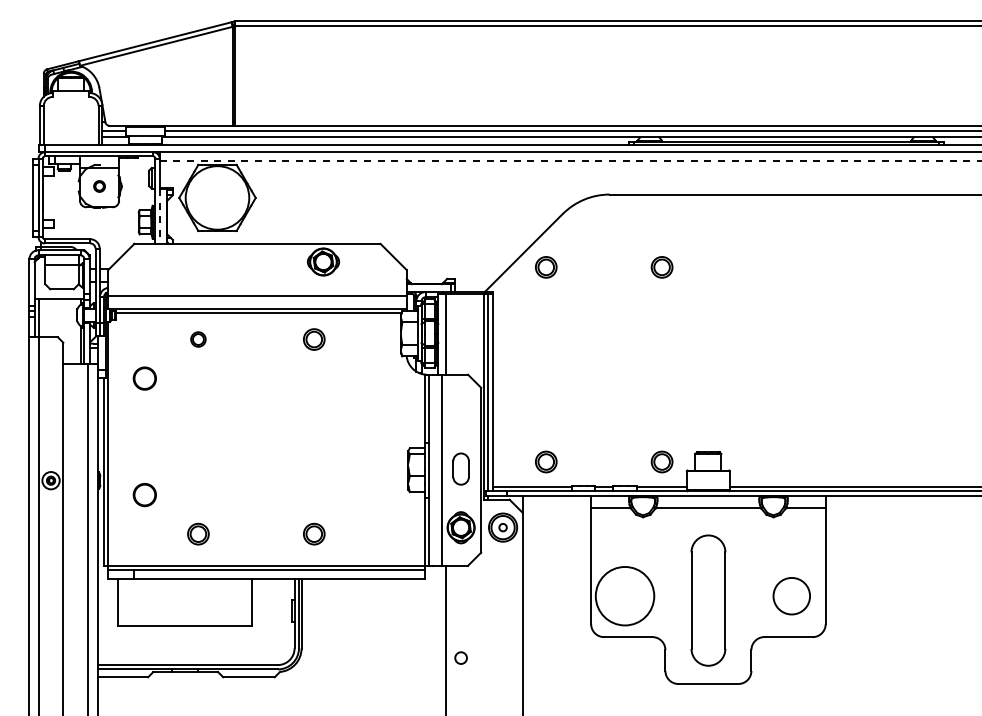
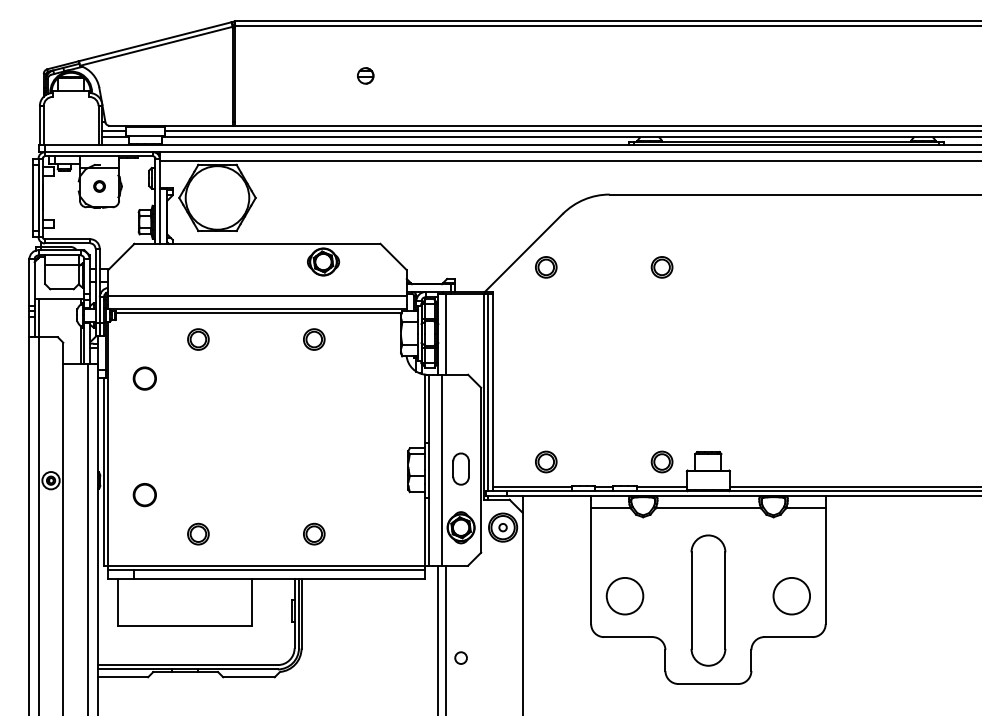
part: none -> present (365, 75)
line: dashed -> solid (570, 161)
line: dashed -> solid (159, 216)
part size: 17x17 px -> 23x23 px (198, 339)
circle diameter: 58 px -> 37 px (624, 595)
line: none -> present (438, 638)
